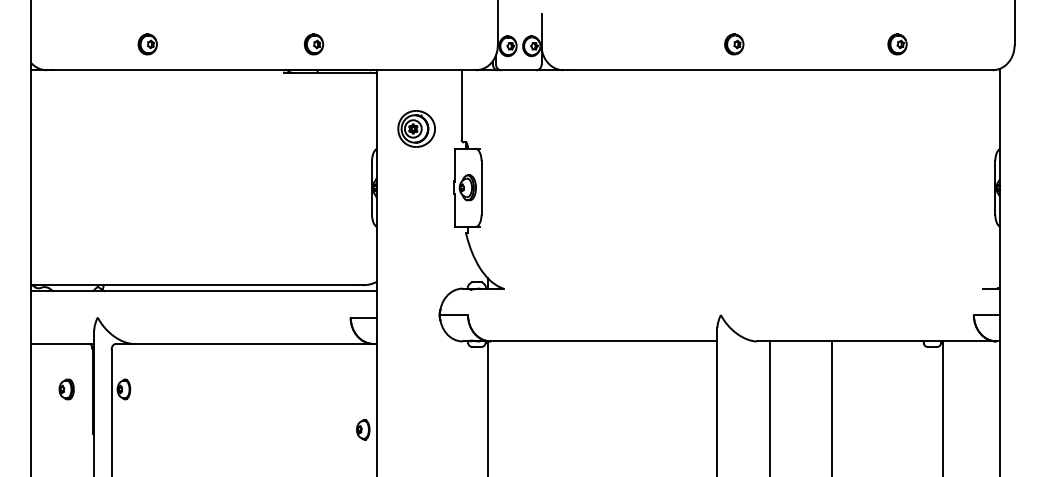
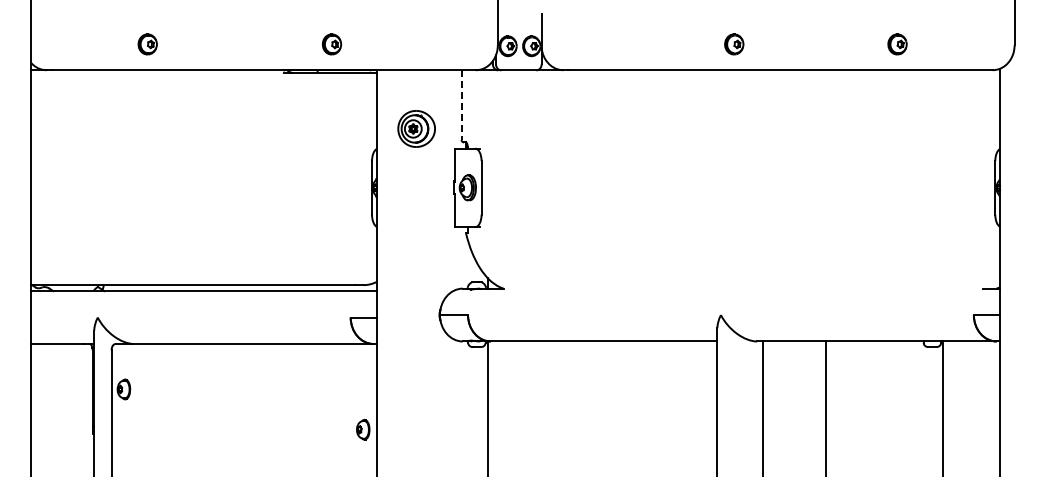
part position: (314, 44) -> (332, 44) (332, 44)
line: solid -> dashed (461, 105)
part: present -> none (66, 389)
line position: (770, 407) -> (763, 407) (763, 407)
line position: (832, 407) -> (826, 407) (826, 407)
